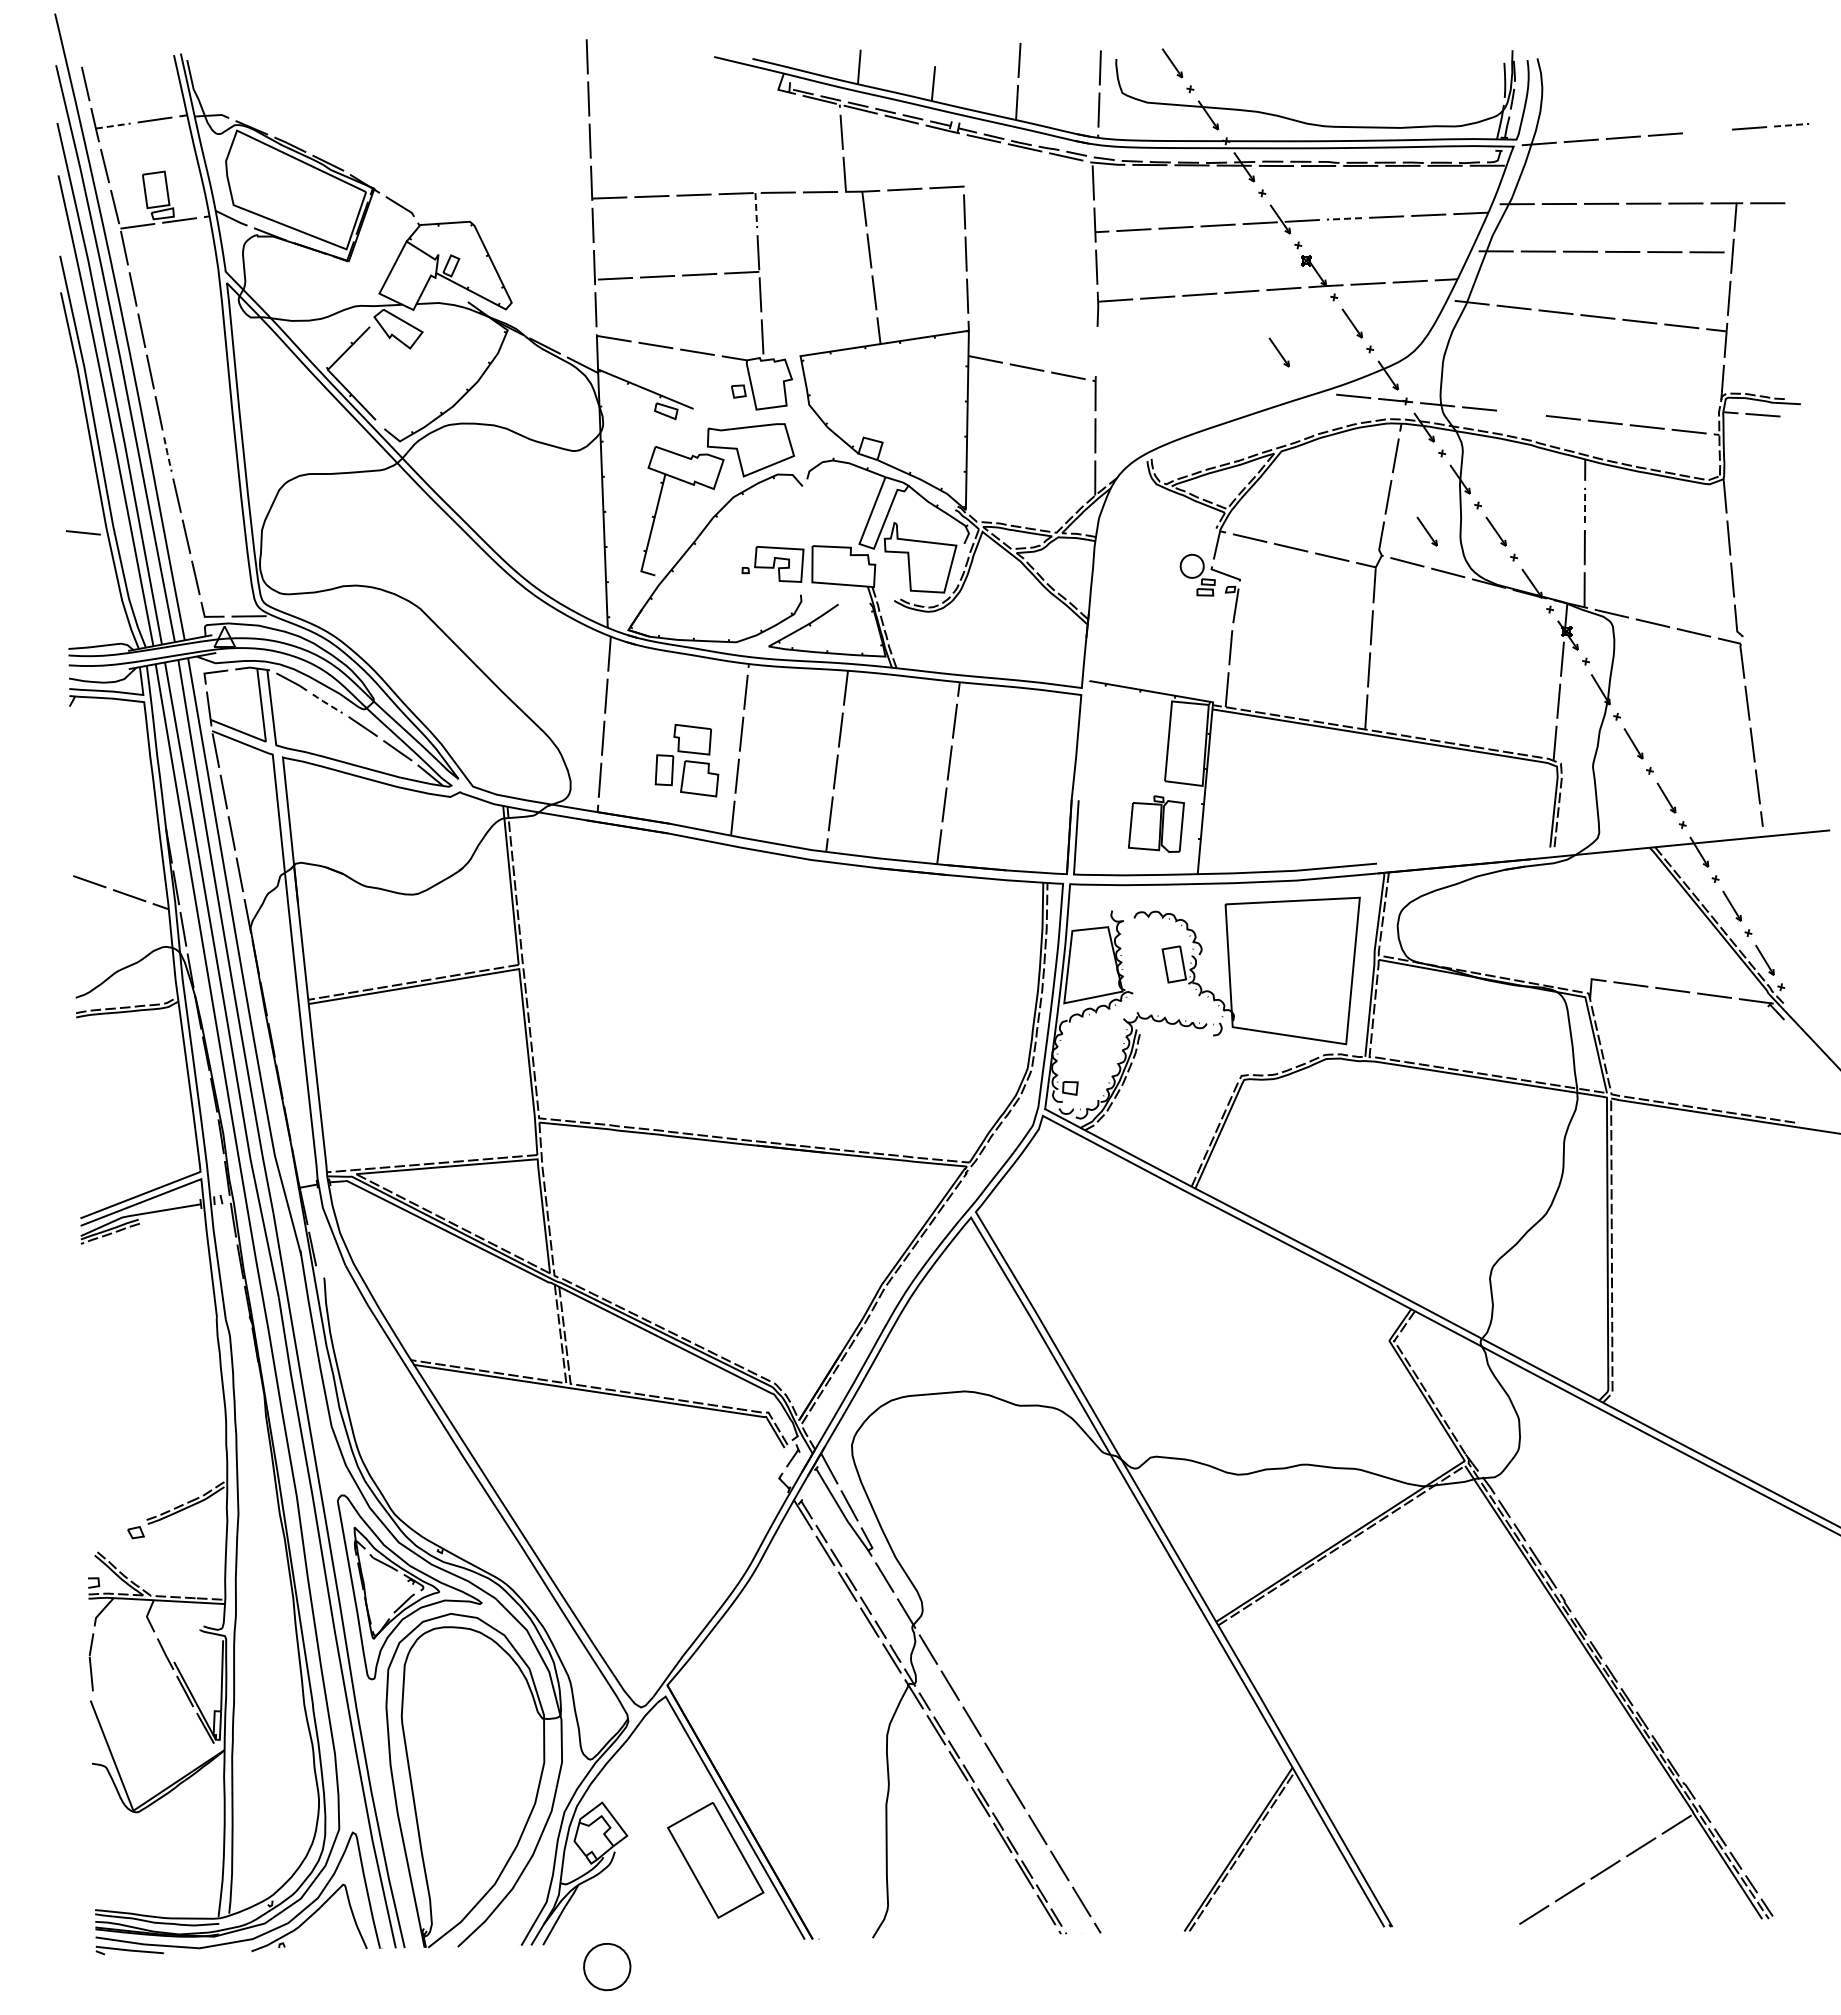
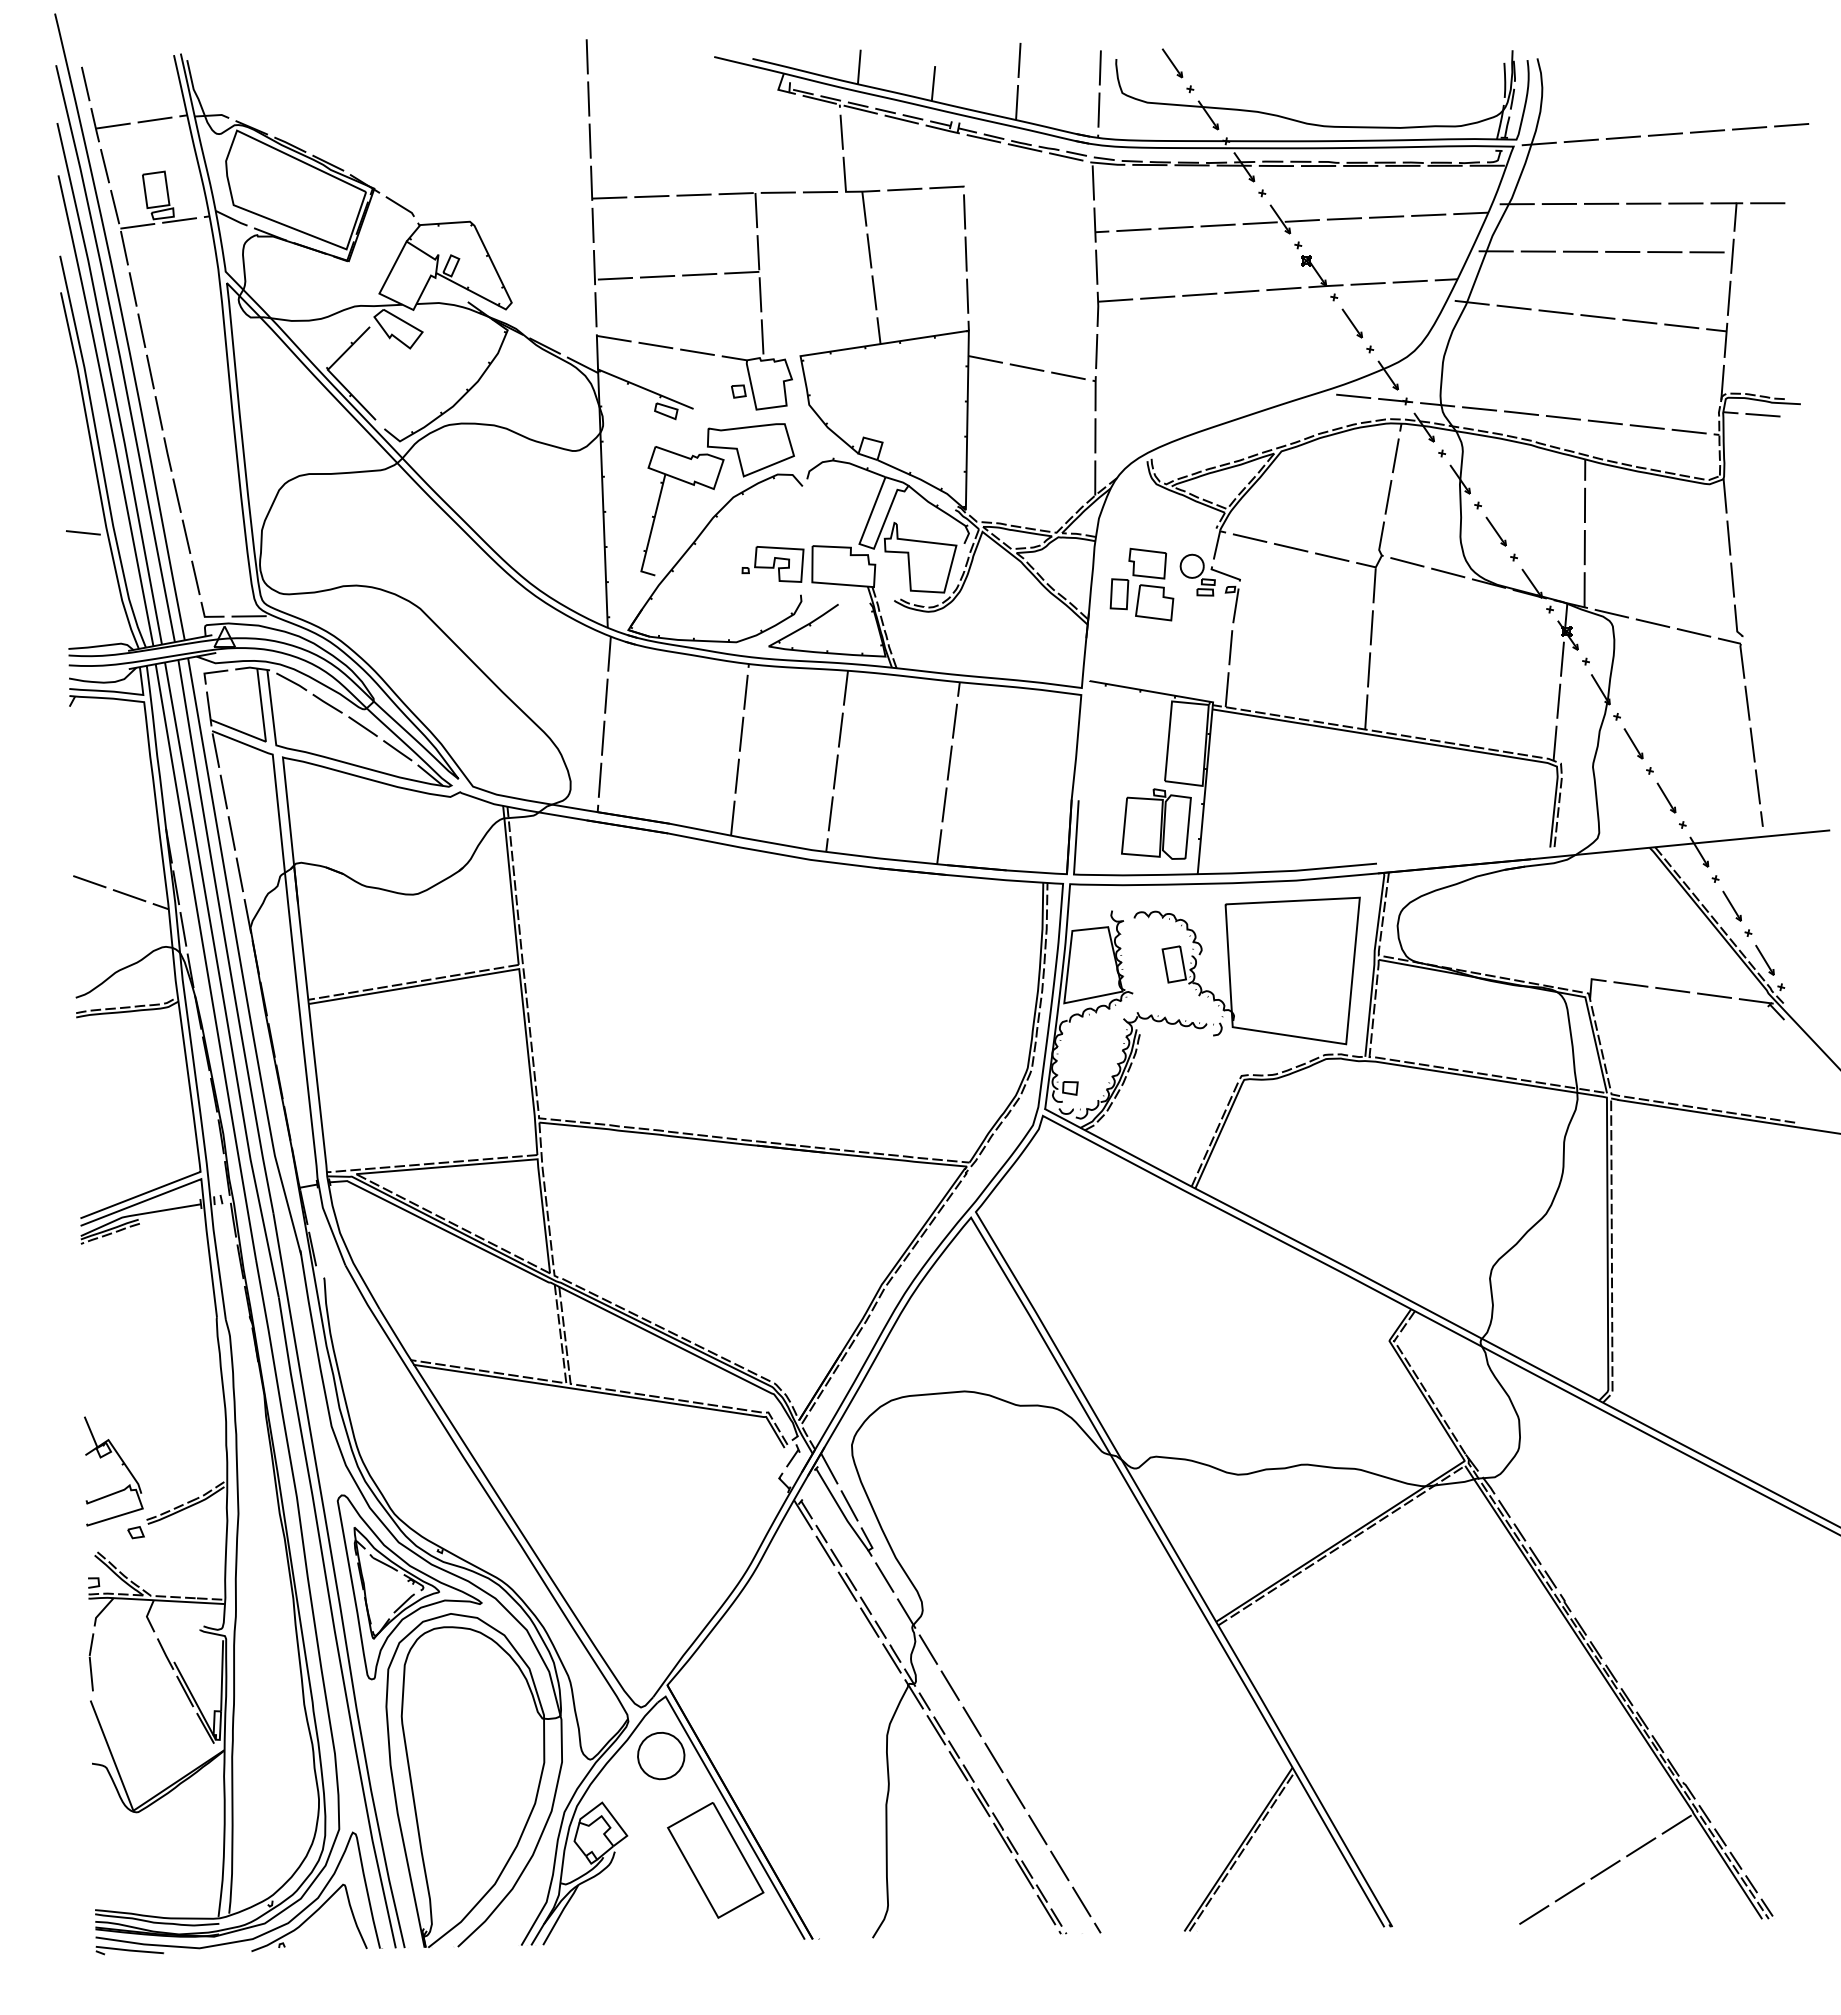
line: dashed -> solid (1791, 125)
line: dashed -> solid (113, 126)
line: none -> present (1707, 131)
line: dashed -> solid (756, 210)
line: dashed -> solid (1344, 218)
line: none -> present (1096, 351)
part: present -> none (1278, 352)
line: none -> present (1521, 412)
line: dashed -> solid (167, 454)
line: dashed -> solid (1585, 505)
part: present -> none (1426, 531)
line: dashed -> solid (327, 703)
part position: (686, 760) -> (1141, 584) (1141, 584)
part size: 57x58 px -> 71x72 px (1156, 823)
part: none -> present (121, 1464)
part position: (607, 1967) -> (661, 1756) (661, 1756)
